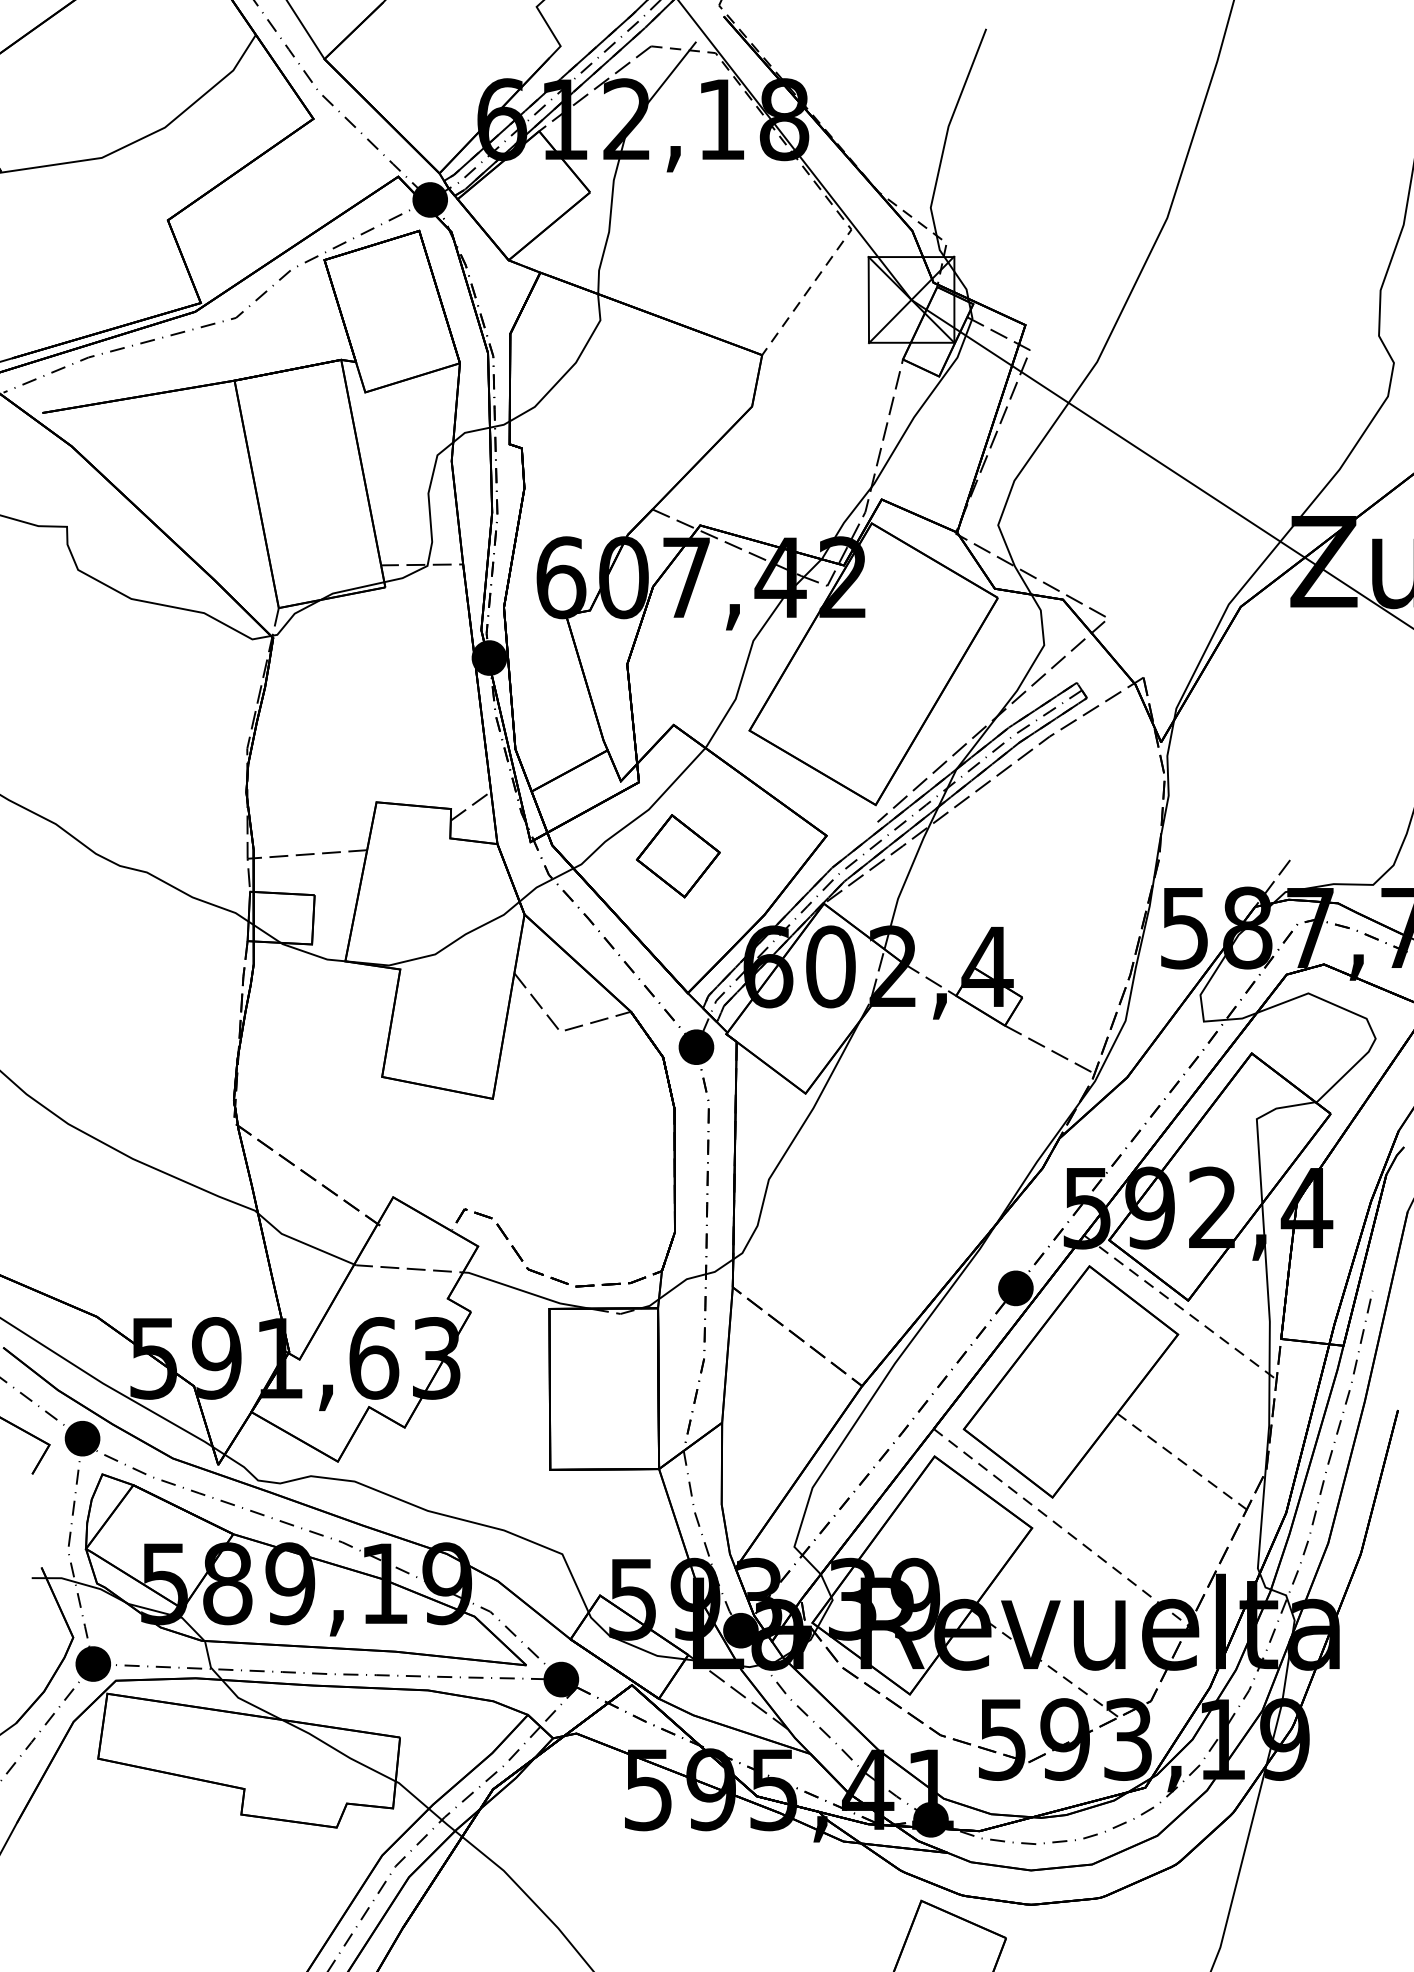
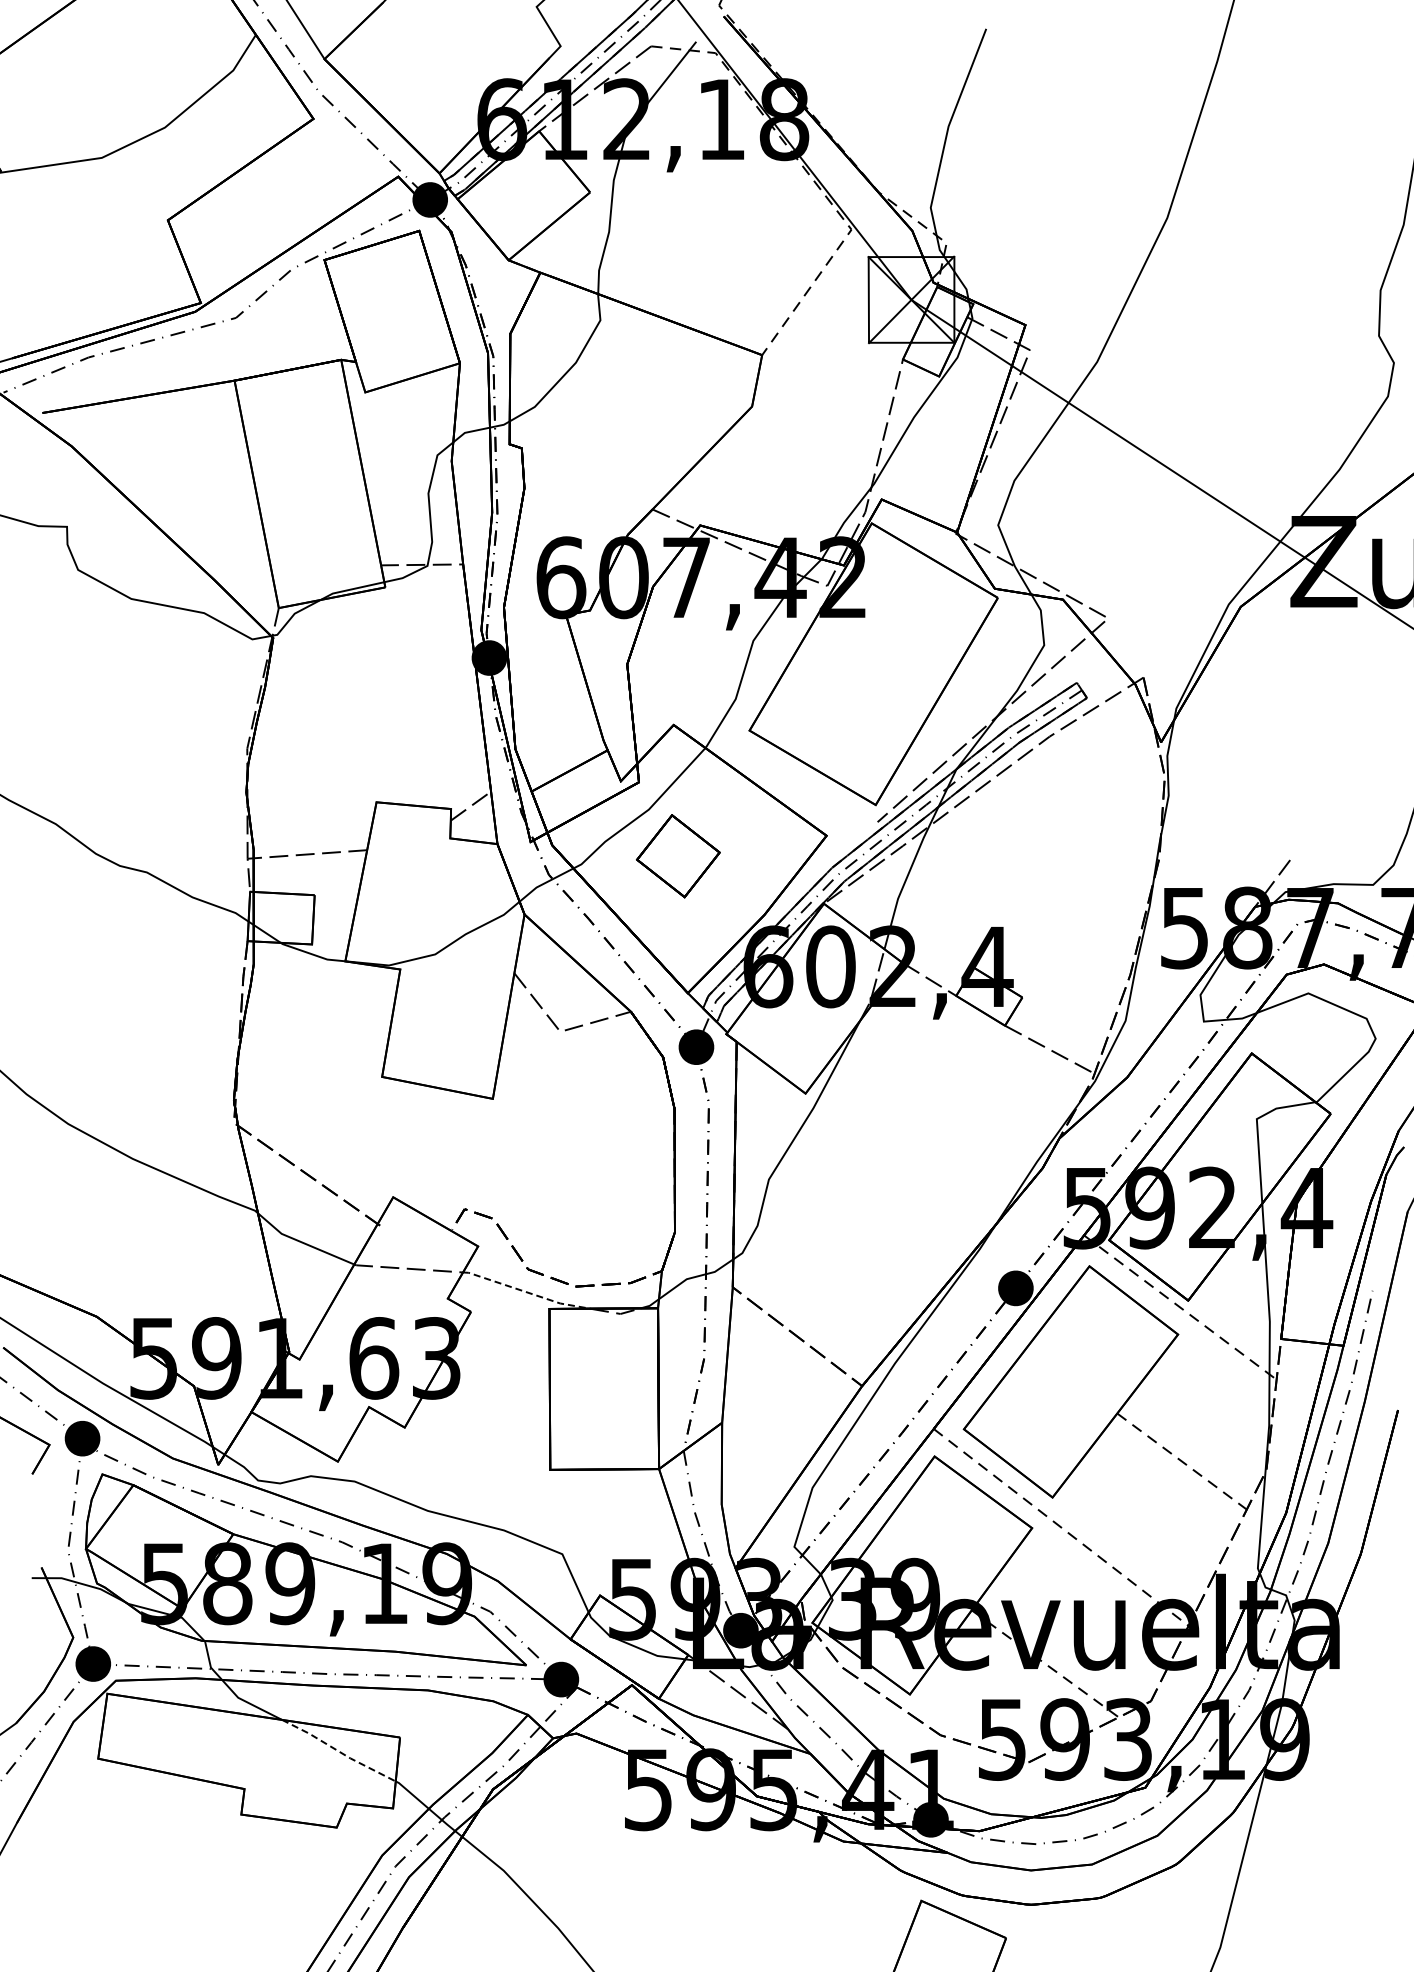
line: solid -> dashed (526, 1292)
line: solid -> dashed (338, 1751)
